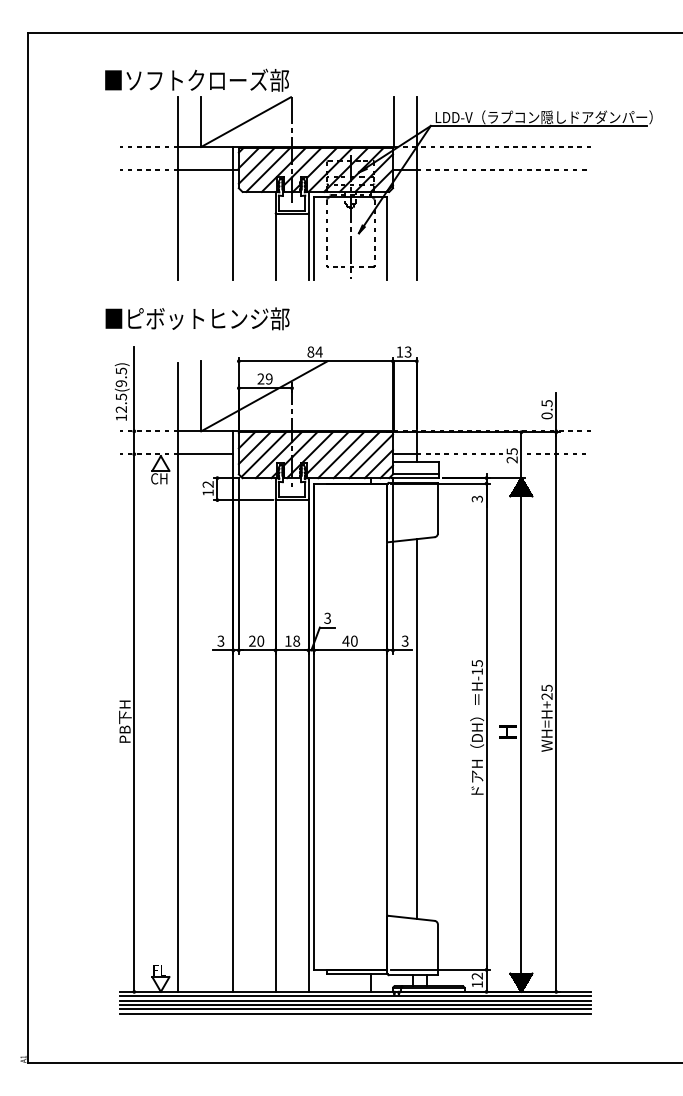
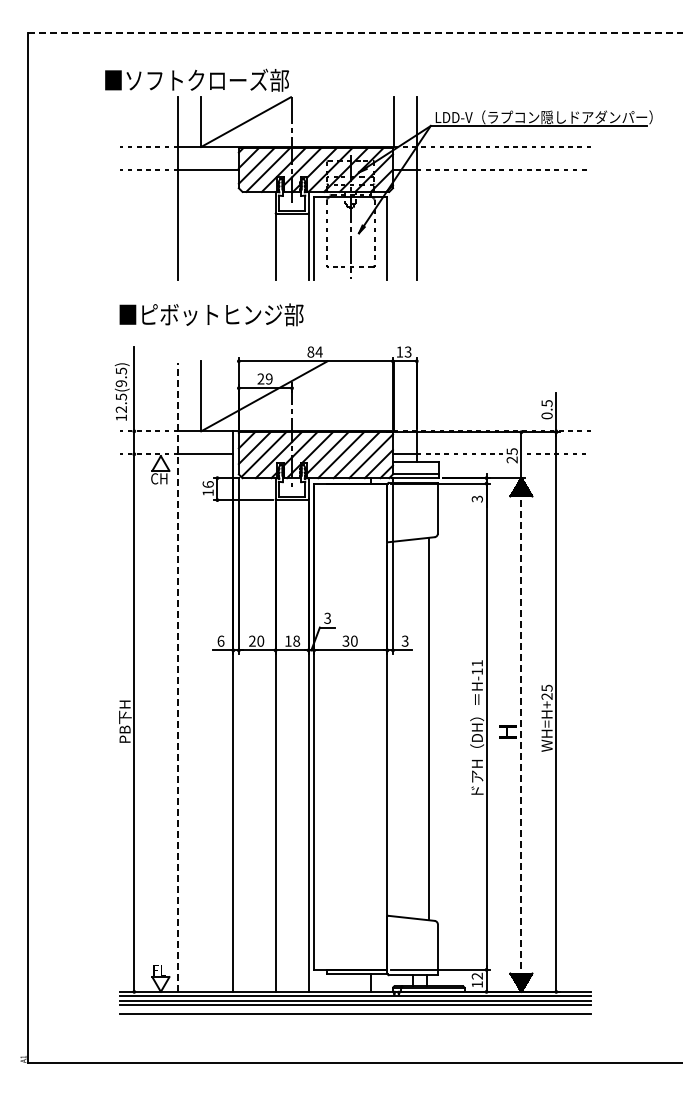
line: solid -> dashed (355, 32)
line: present -> none (233, 213)
text position: (197, 318) -> (211, 314) (211, 314)
text: 12 -> 16 (207, 484)
text: 3 -> 6 (220, 640)
text: 40 -> 30 (345, 640)
text: H-15 -> H-11 (476, 663)
line: solid -> dashed (178, 677)
line position: (416, 728) -> (428, 728) (428, 728)
line: solid -> dashed (521, 735)
line: present -> none (355, 1009)
